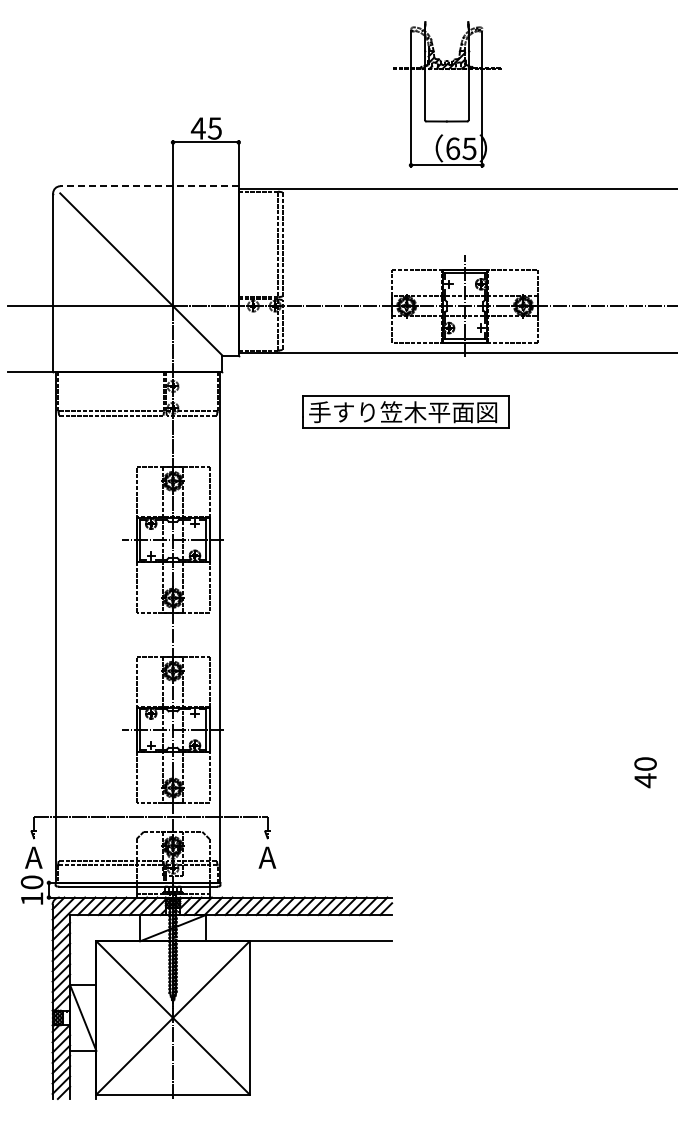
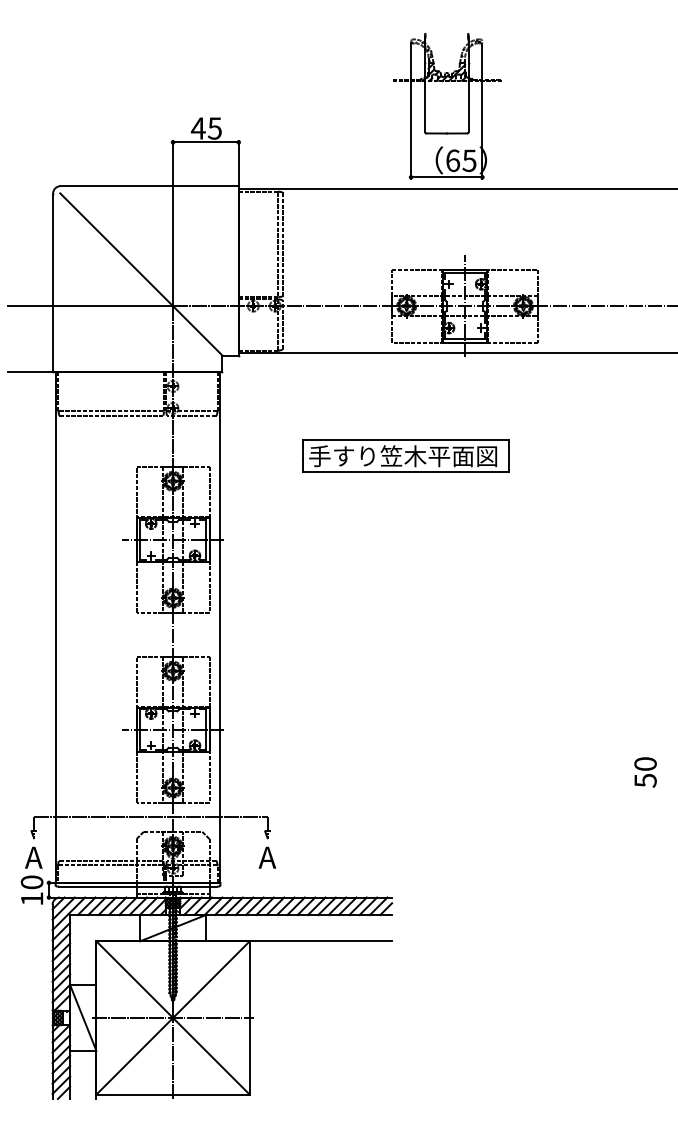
part position: (447, 94) -> (447, 106) (447, 106)
line: dashed -> solid (149, 186)
part position: (405, 411) -> (405, 455) (405, 455)
text: 40 -> 50 (645, 780)
line: none -> present (173, 1017)
